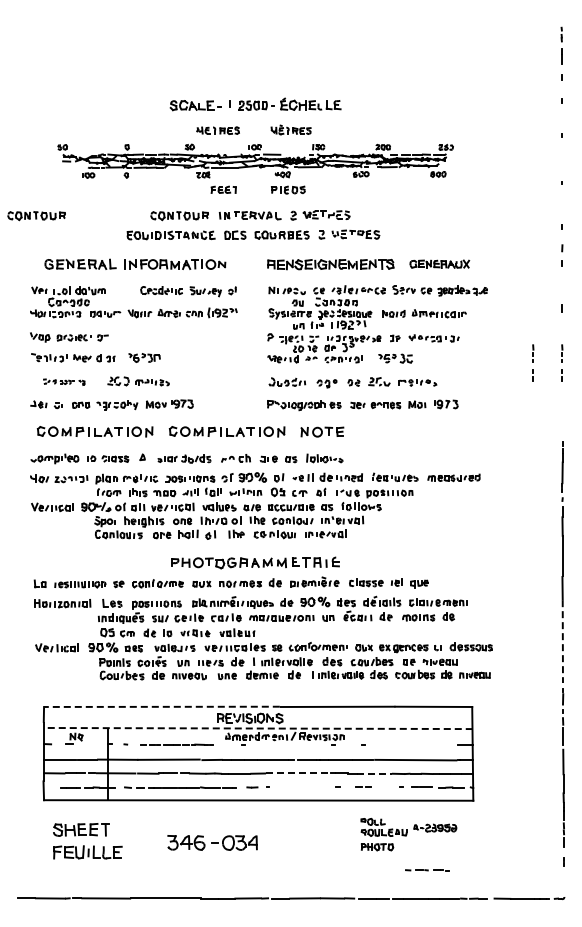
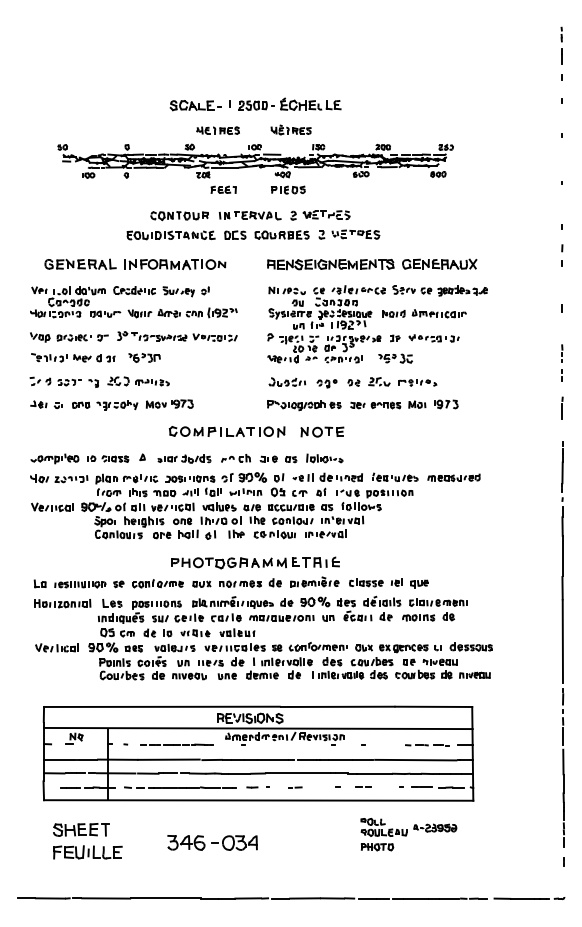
part: present -> none (36, 216)
part size: 62x10 px -> 76x12 px (439, 263)
part position: (188, 291) -> (161, 291) (161, 291)
part: none -> present (177, 336)
part: present -> none (533, 362)
part size: 43x8 px -> 70x12 px (63, 381)
line: none -> present (562, 407)
part: present -> none (94, 431)
line: dashed -> solid (562, 642)
line: dashed -> solid (161, 706)
line: dashed -> solid (257, 728)
line: dashed -> solid (297, 773)
line: dashed -> solid (375, 773)
line: none -> present (295, 787)
part position: (427, 870) -> (427, 745) (427, 745)
